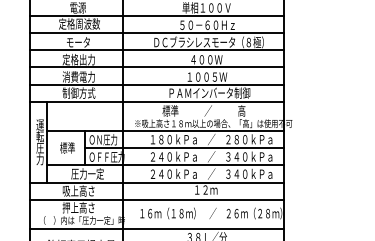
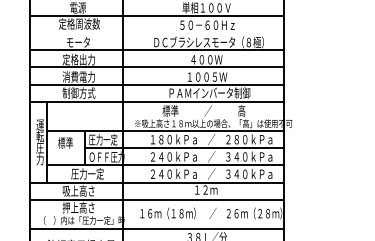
line: present -> none (156, 32)
text: ＯＮ圧力 -> 圧力一定 (103, 139)
text position: (67, 147) -> (65, 142) (65, 142)
